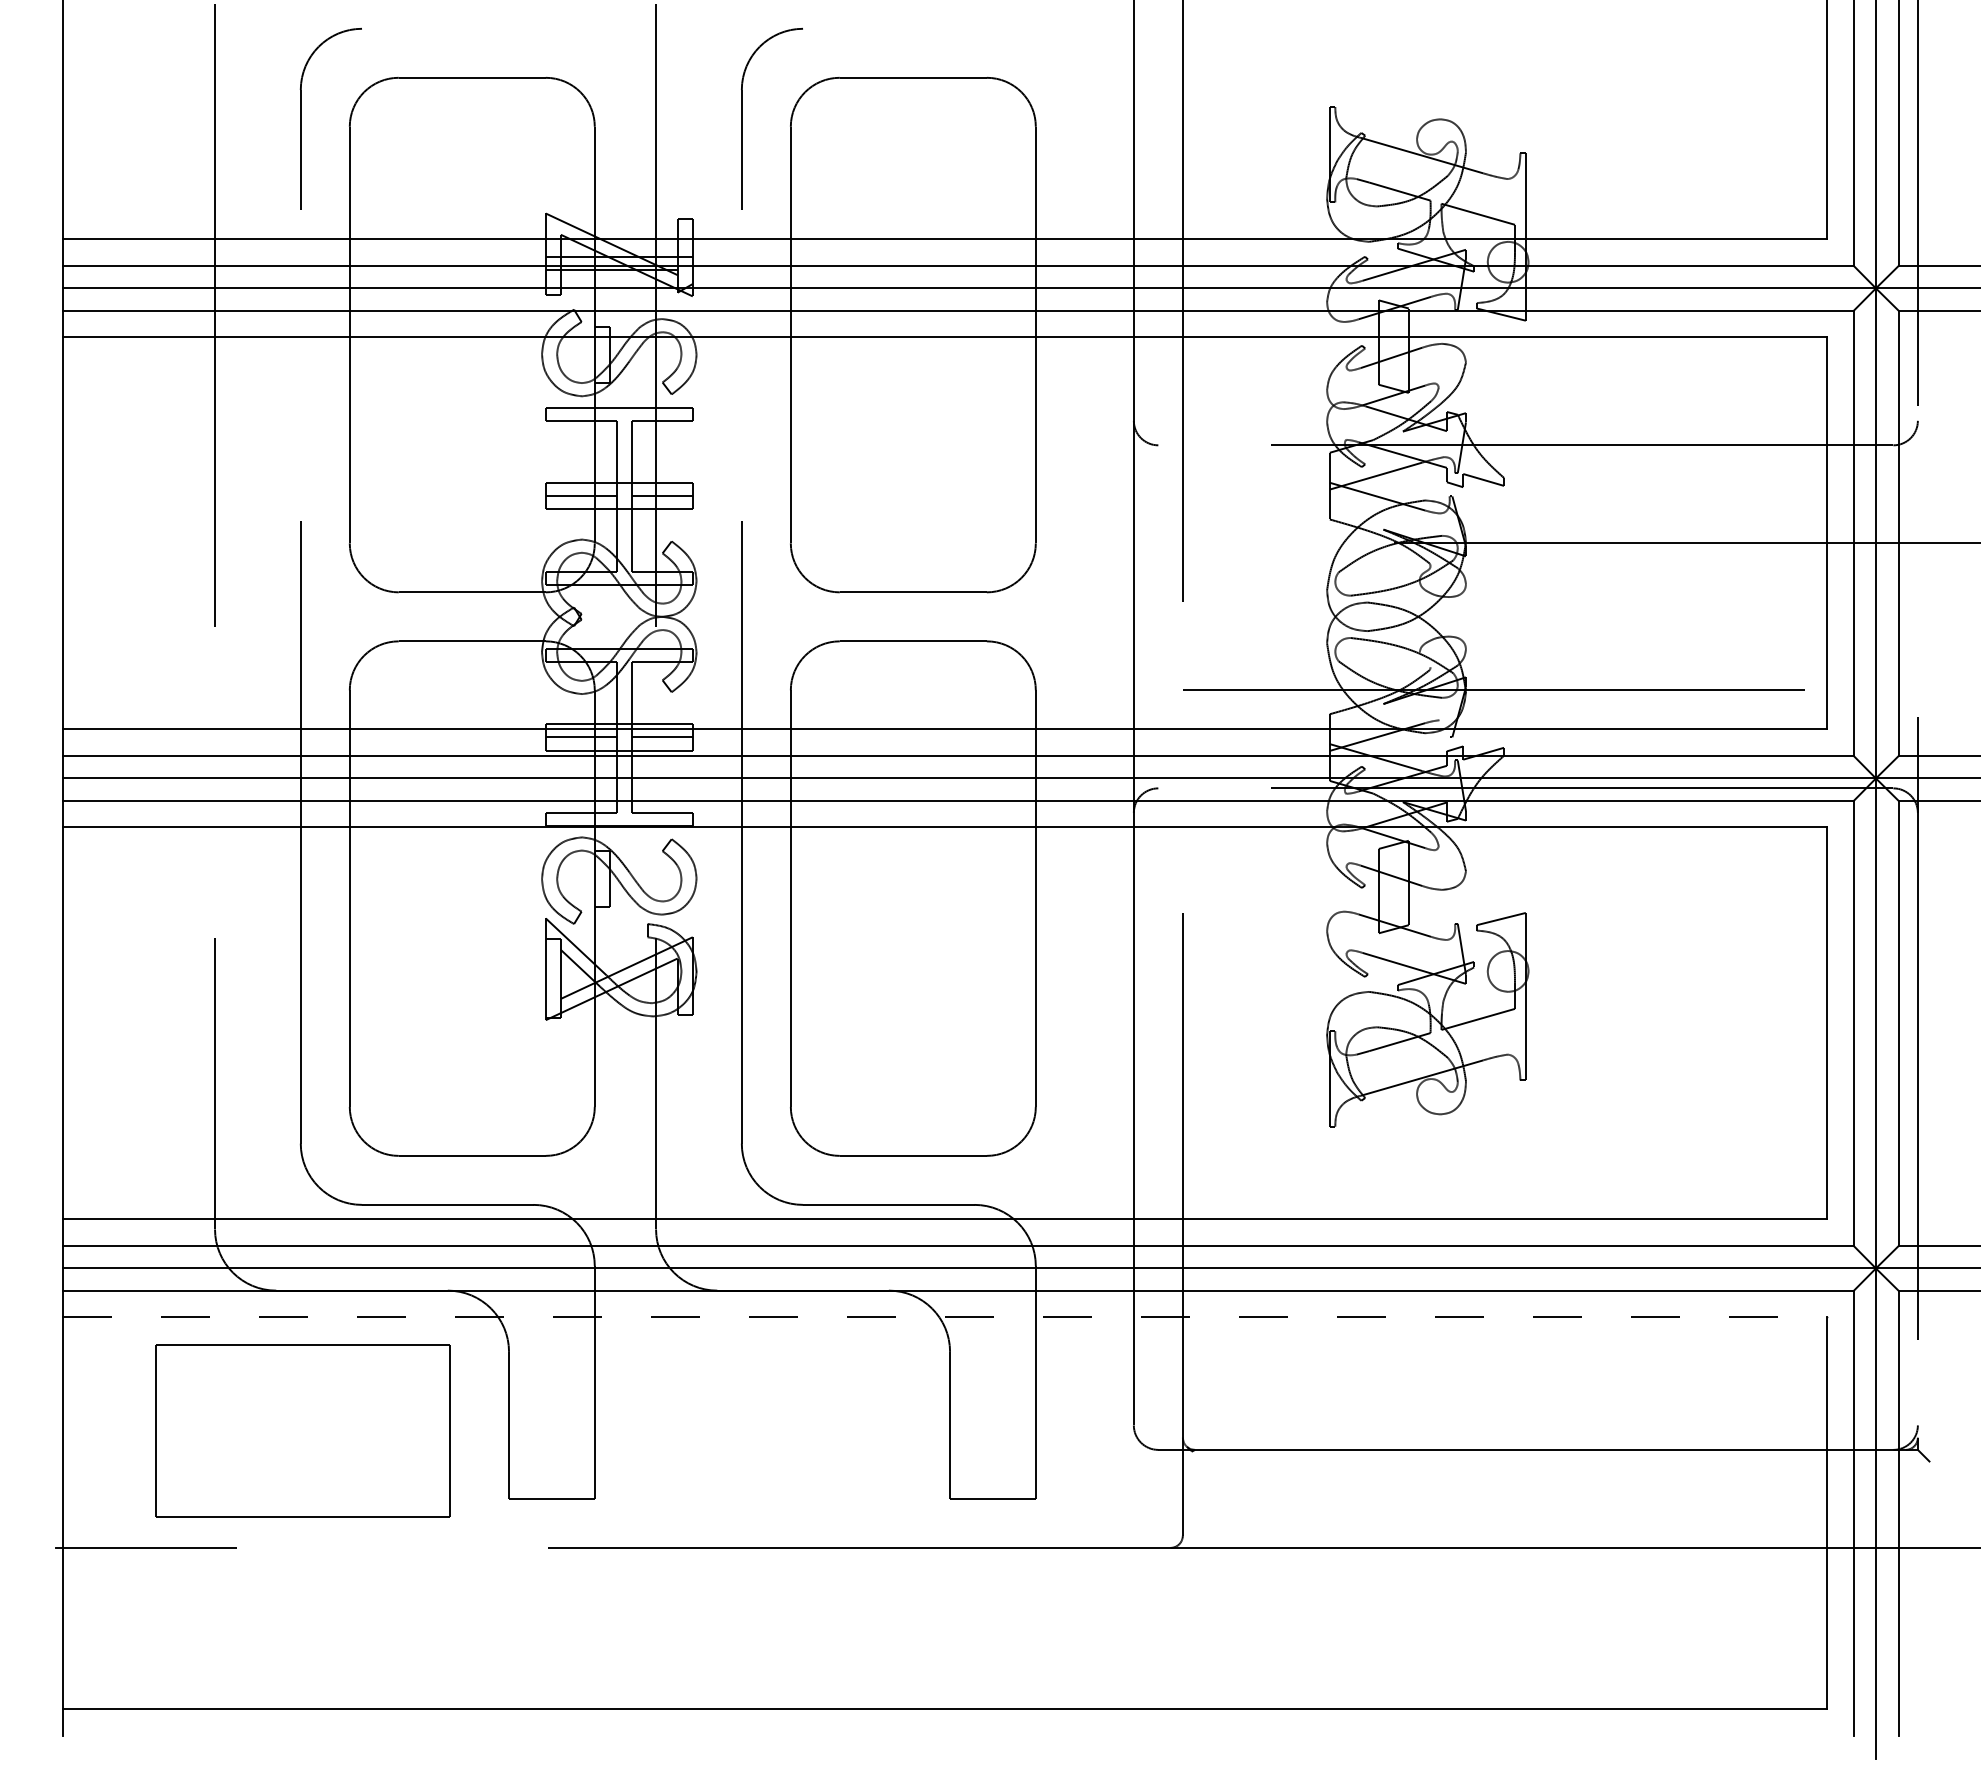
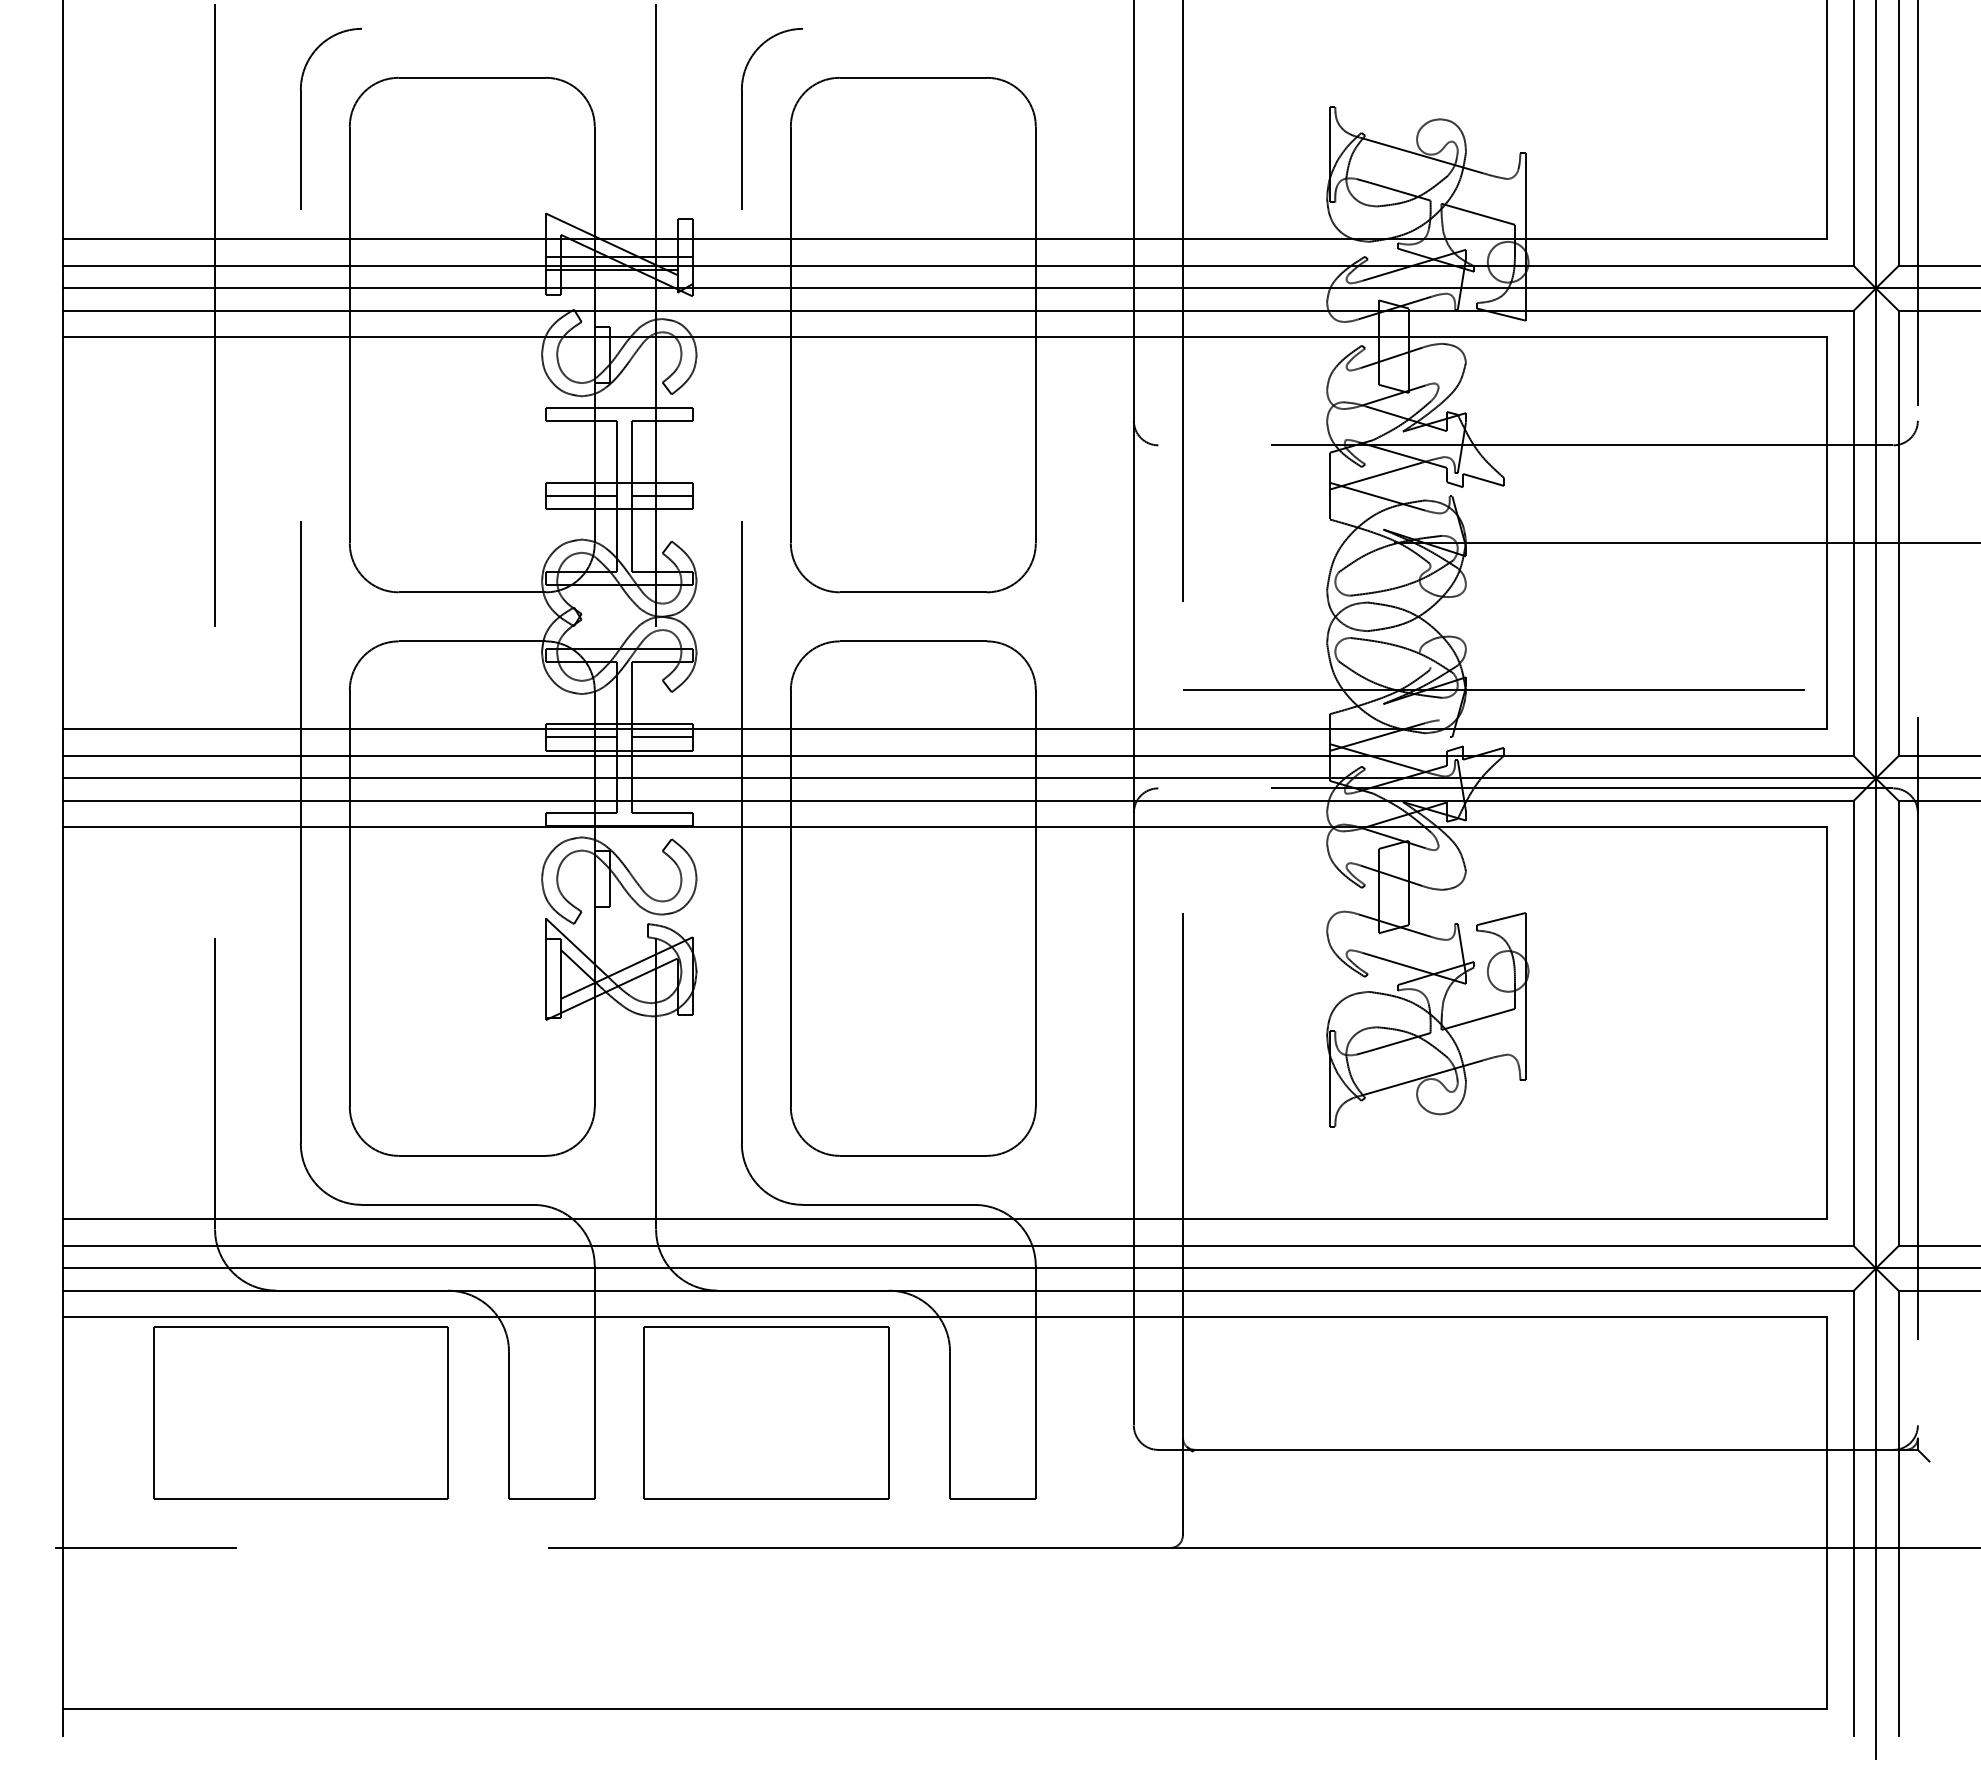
line: dashed -> solid (945, 1317)
part: none -> present (766, 1412)
part position: (302, 1430) -> (300, 1412) (300, 1412)
